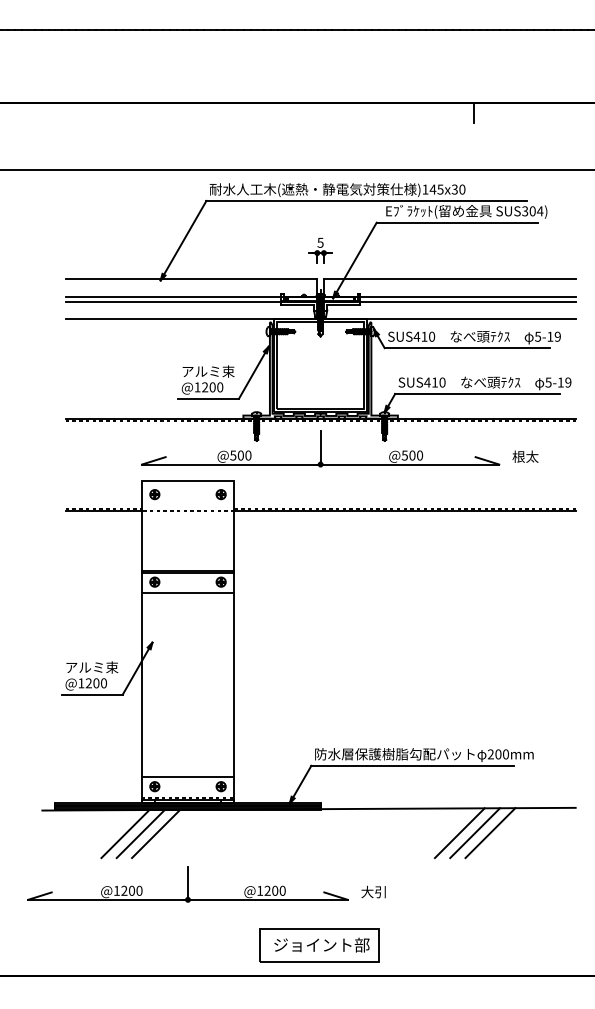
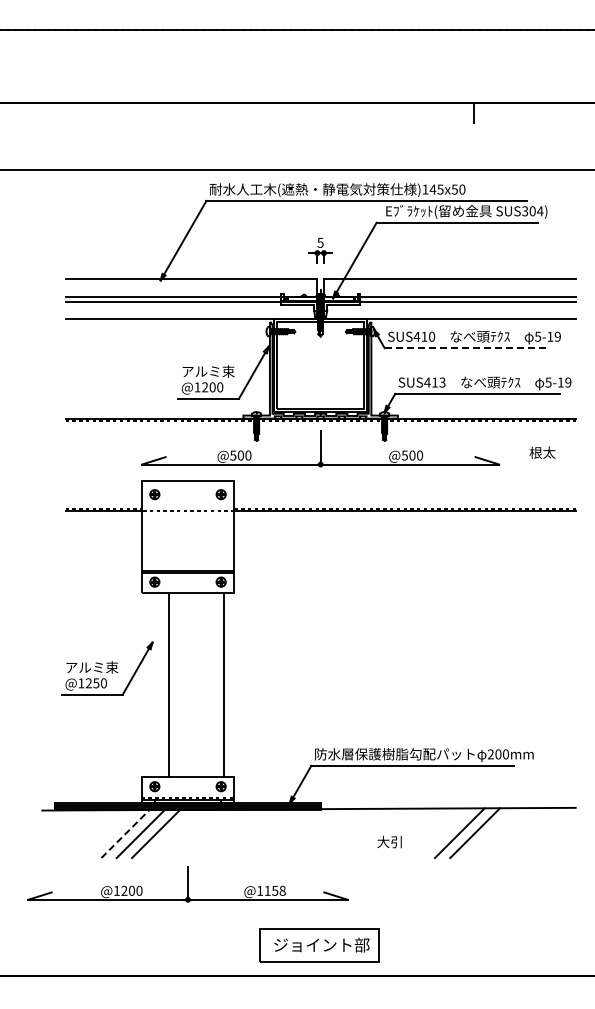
text: )145x30 -> )145x50 (454, 188)
line: solid -> dashed (467, 348)
text: SUS410 -> SUS413 (442, 382)
text position: (525, 456) -> (542, 452) (542, 452)
text: @1200 -> @1250 (96, 683)
line position: (141, 684) -> (168, 684) (168, 684)
line position: (234, 684) -> (224, 684) (224, 684)
line: present -> none (490, 833)
line: solid -> dashed (125, 834)
text: @1200 -> @1158 (274, 890)
text position: (373, 891) -> (389, 841) (389, 841)
